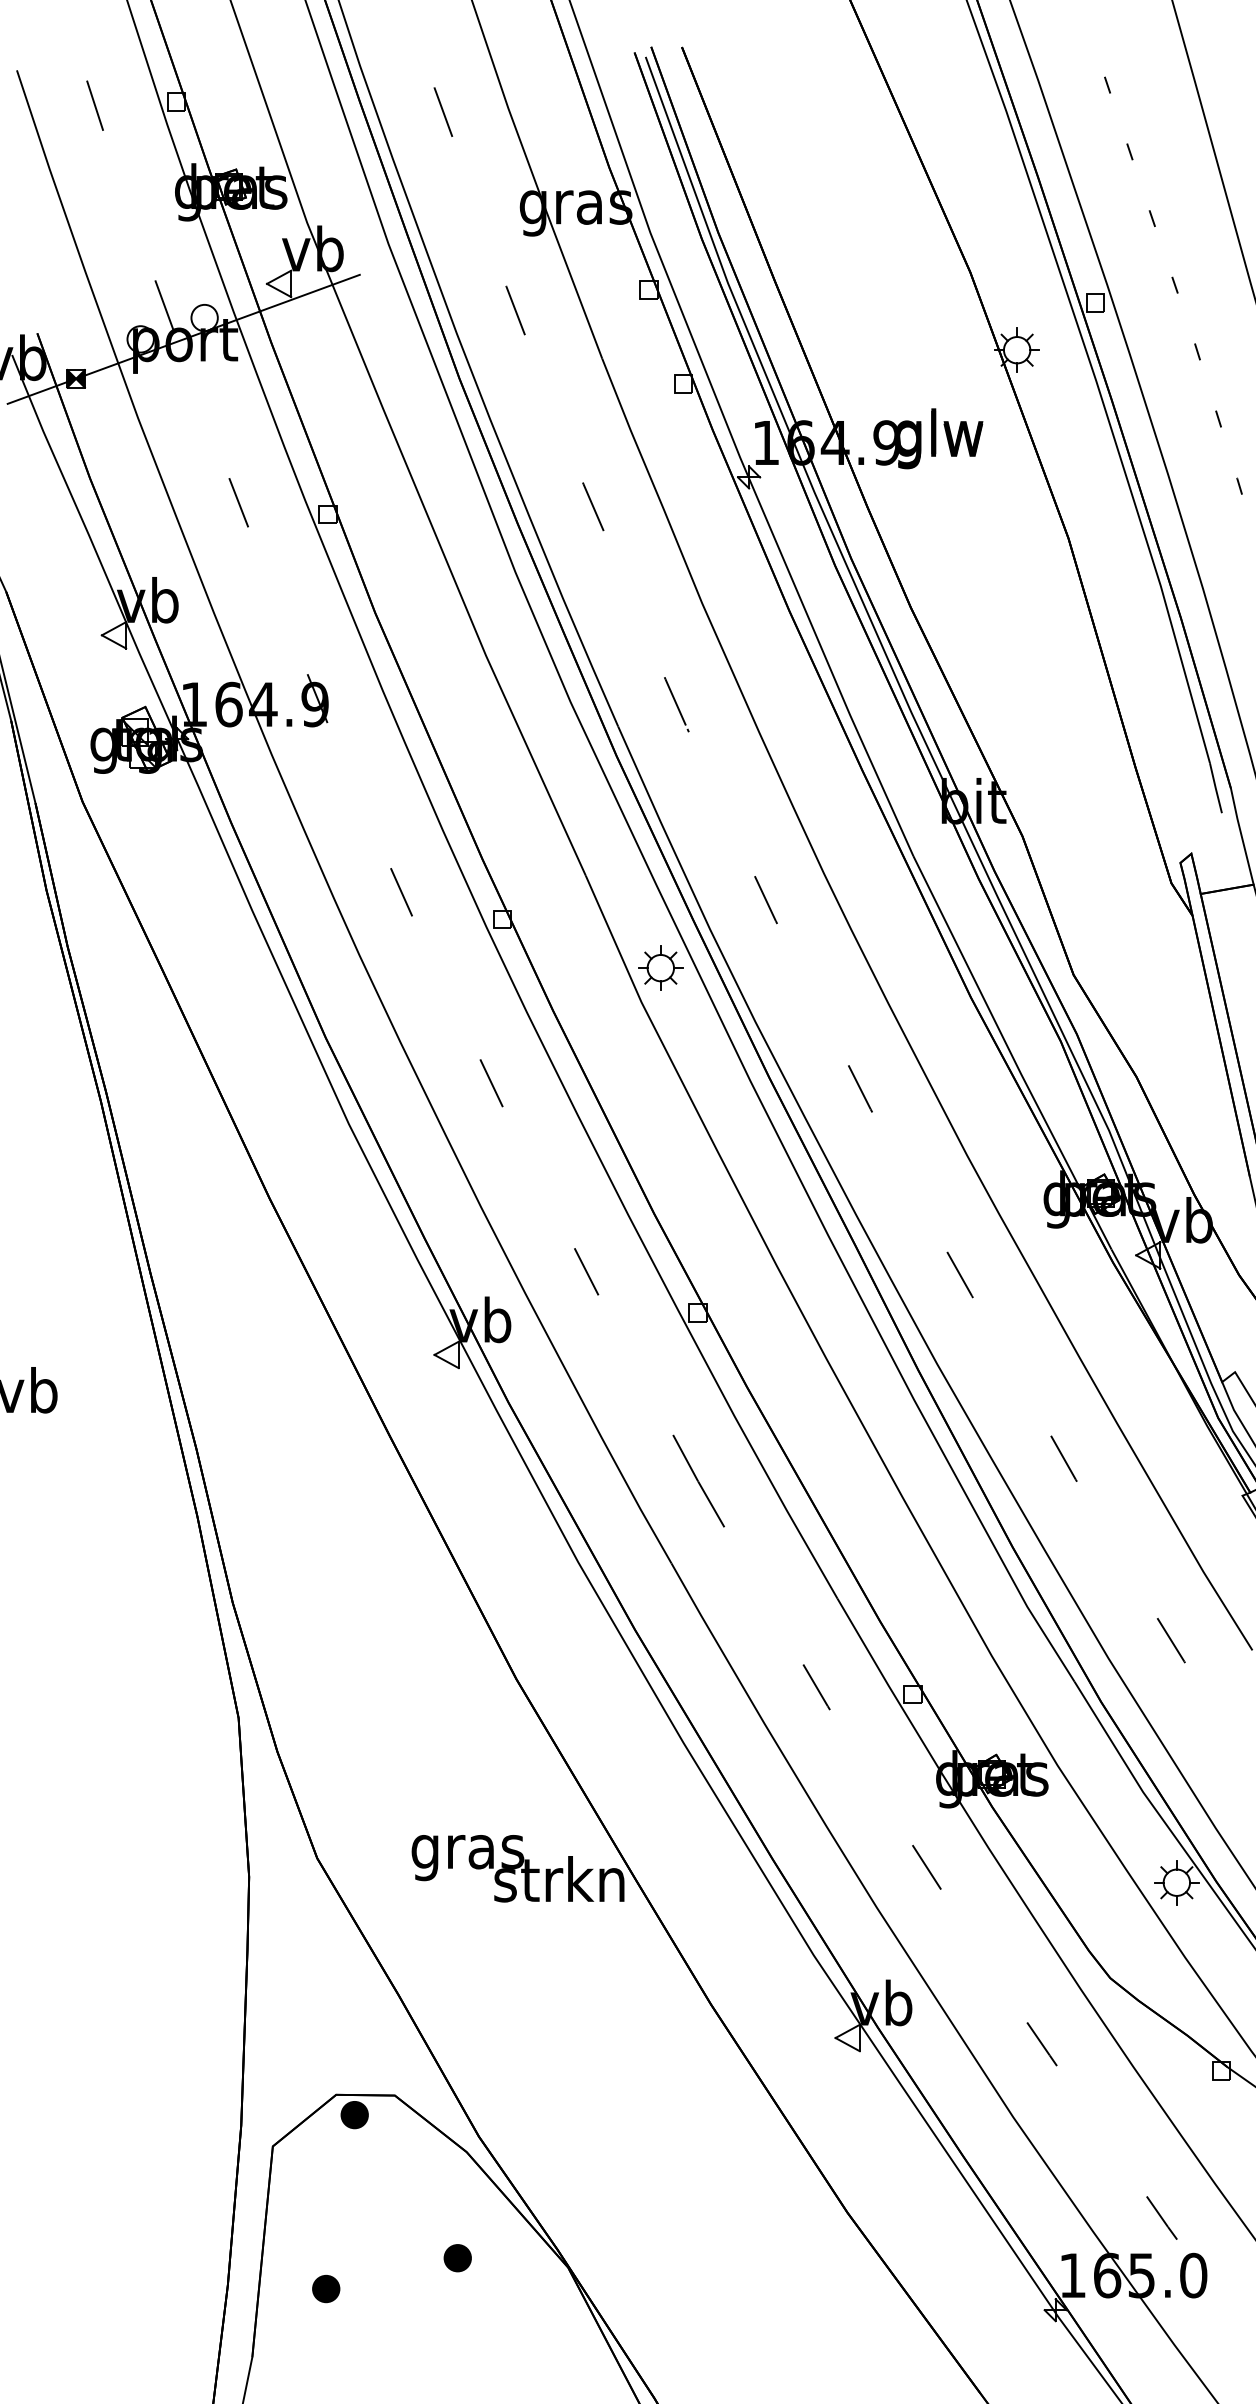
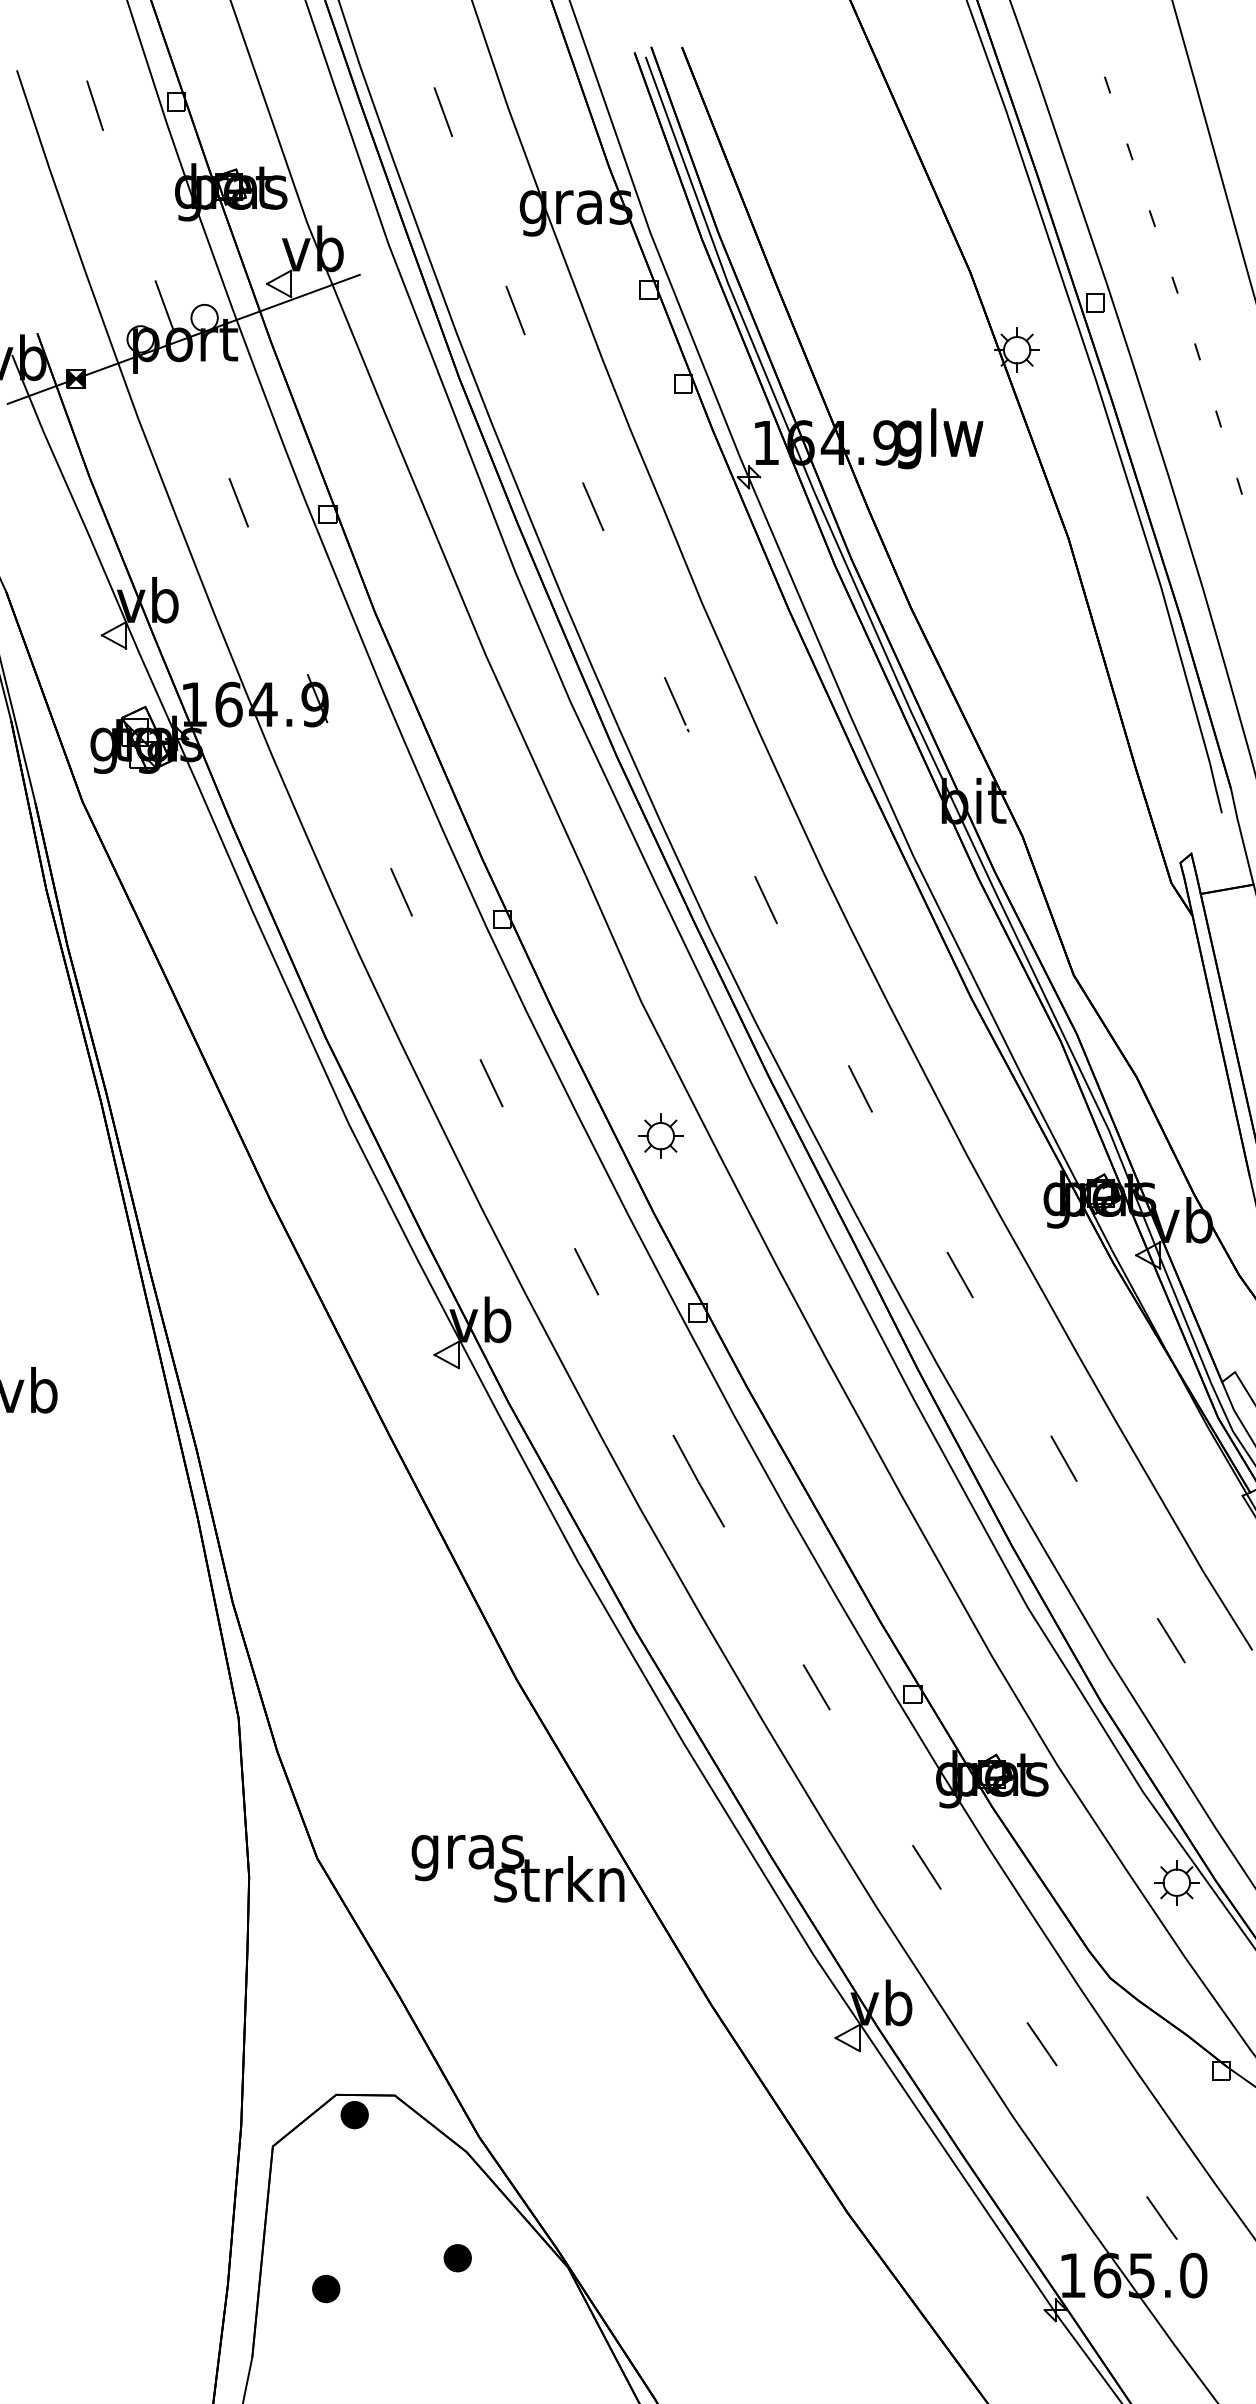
part position: (660, 967) -> (660, 1135) (660, 1135)
